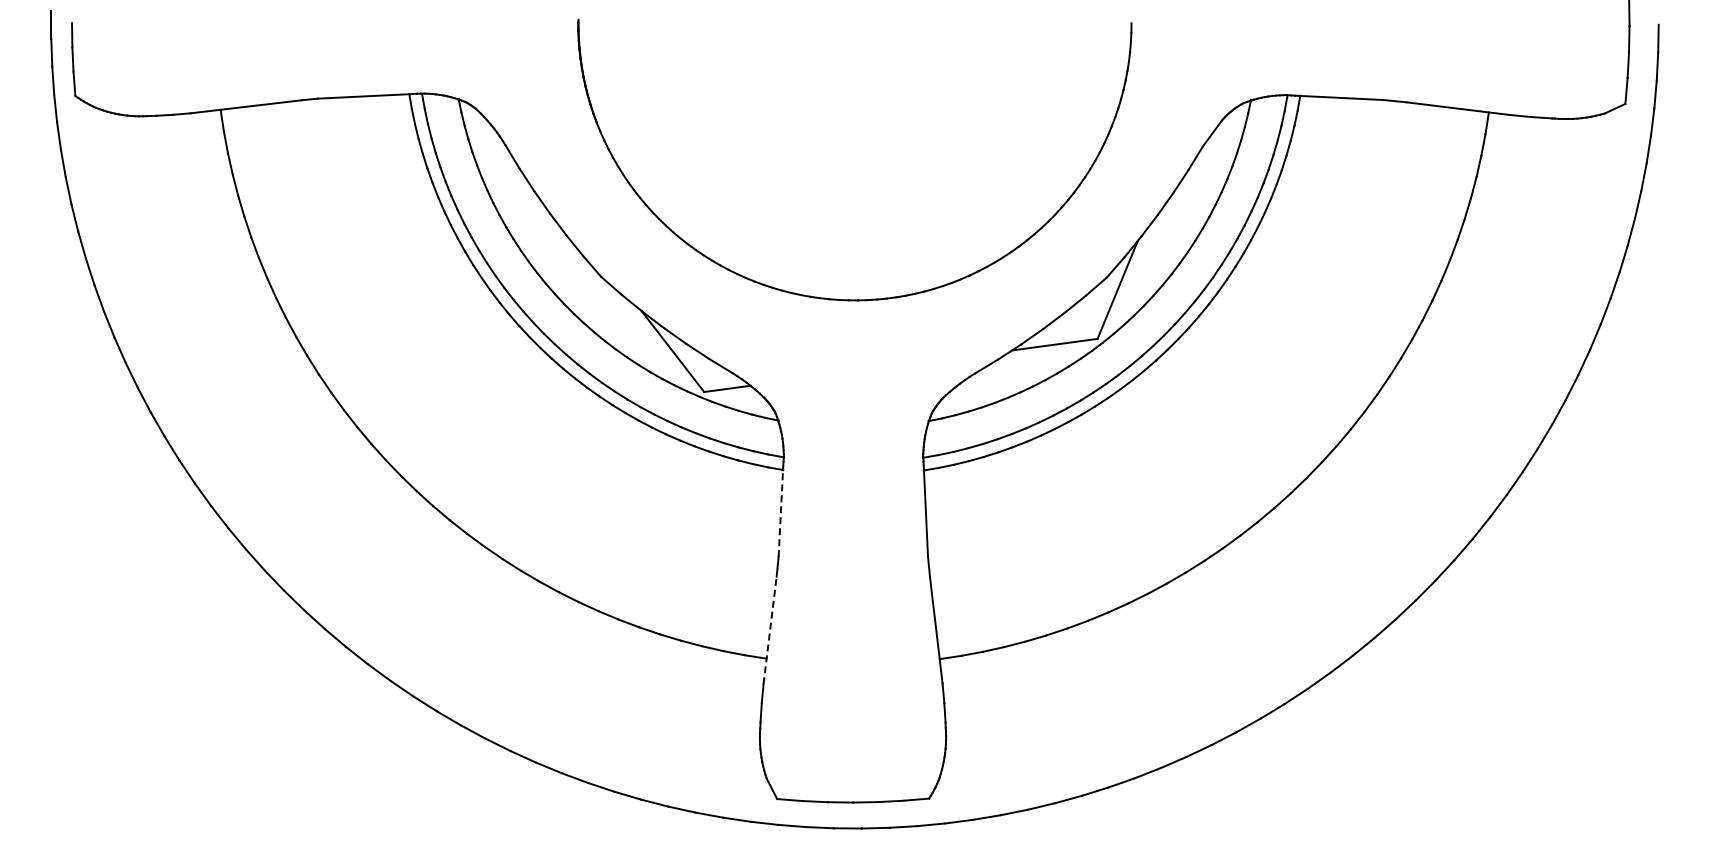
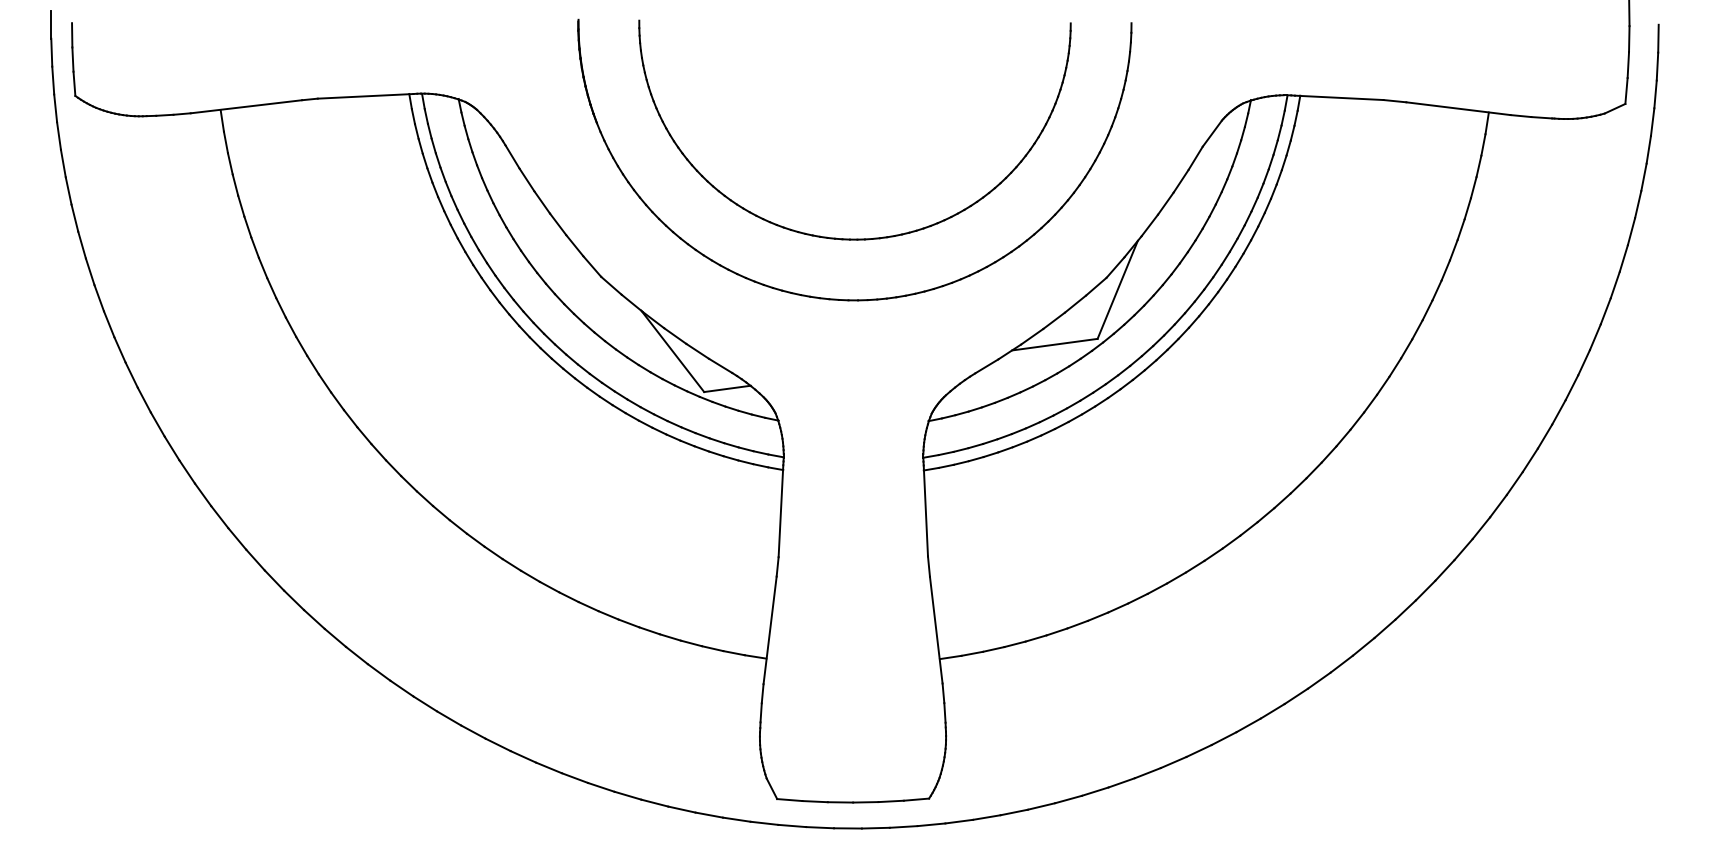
part: none -> present (854, 238)
line: dashed -> solid (780, 510)
line: dashed -> solid (770, 629)
